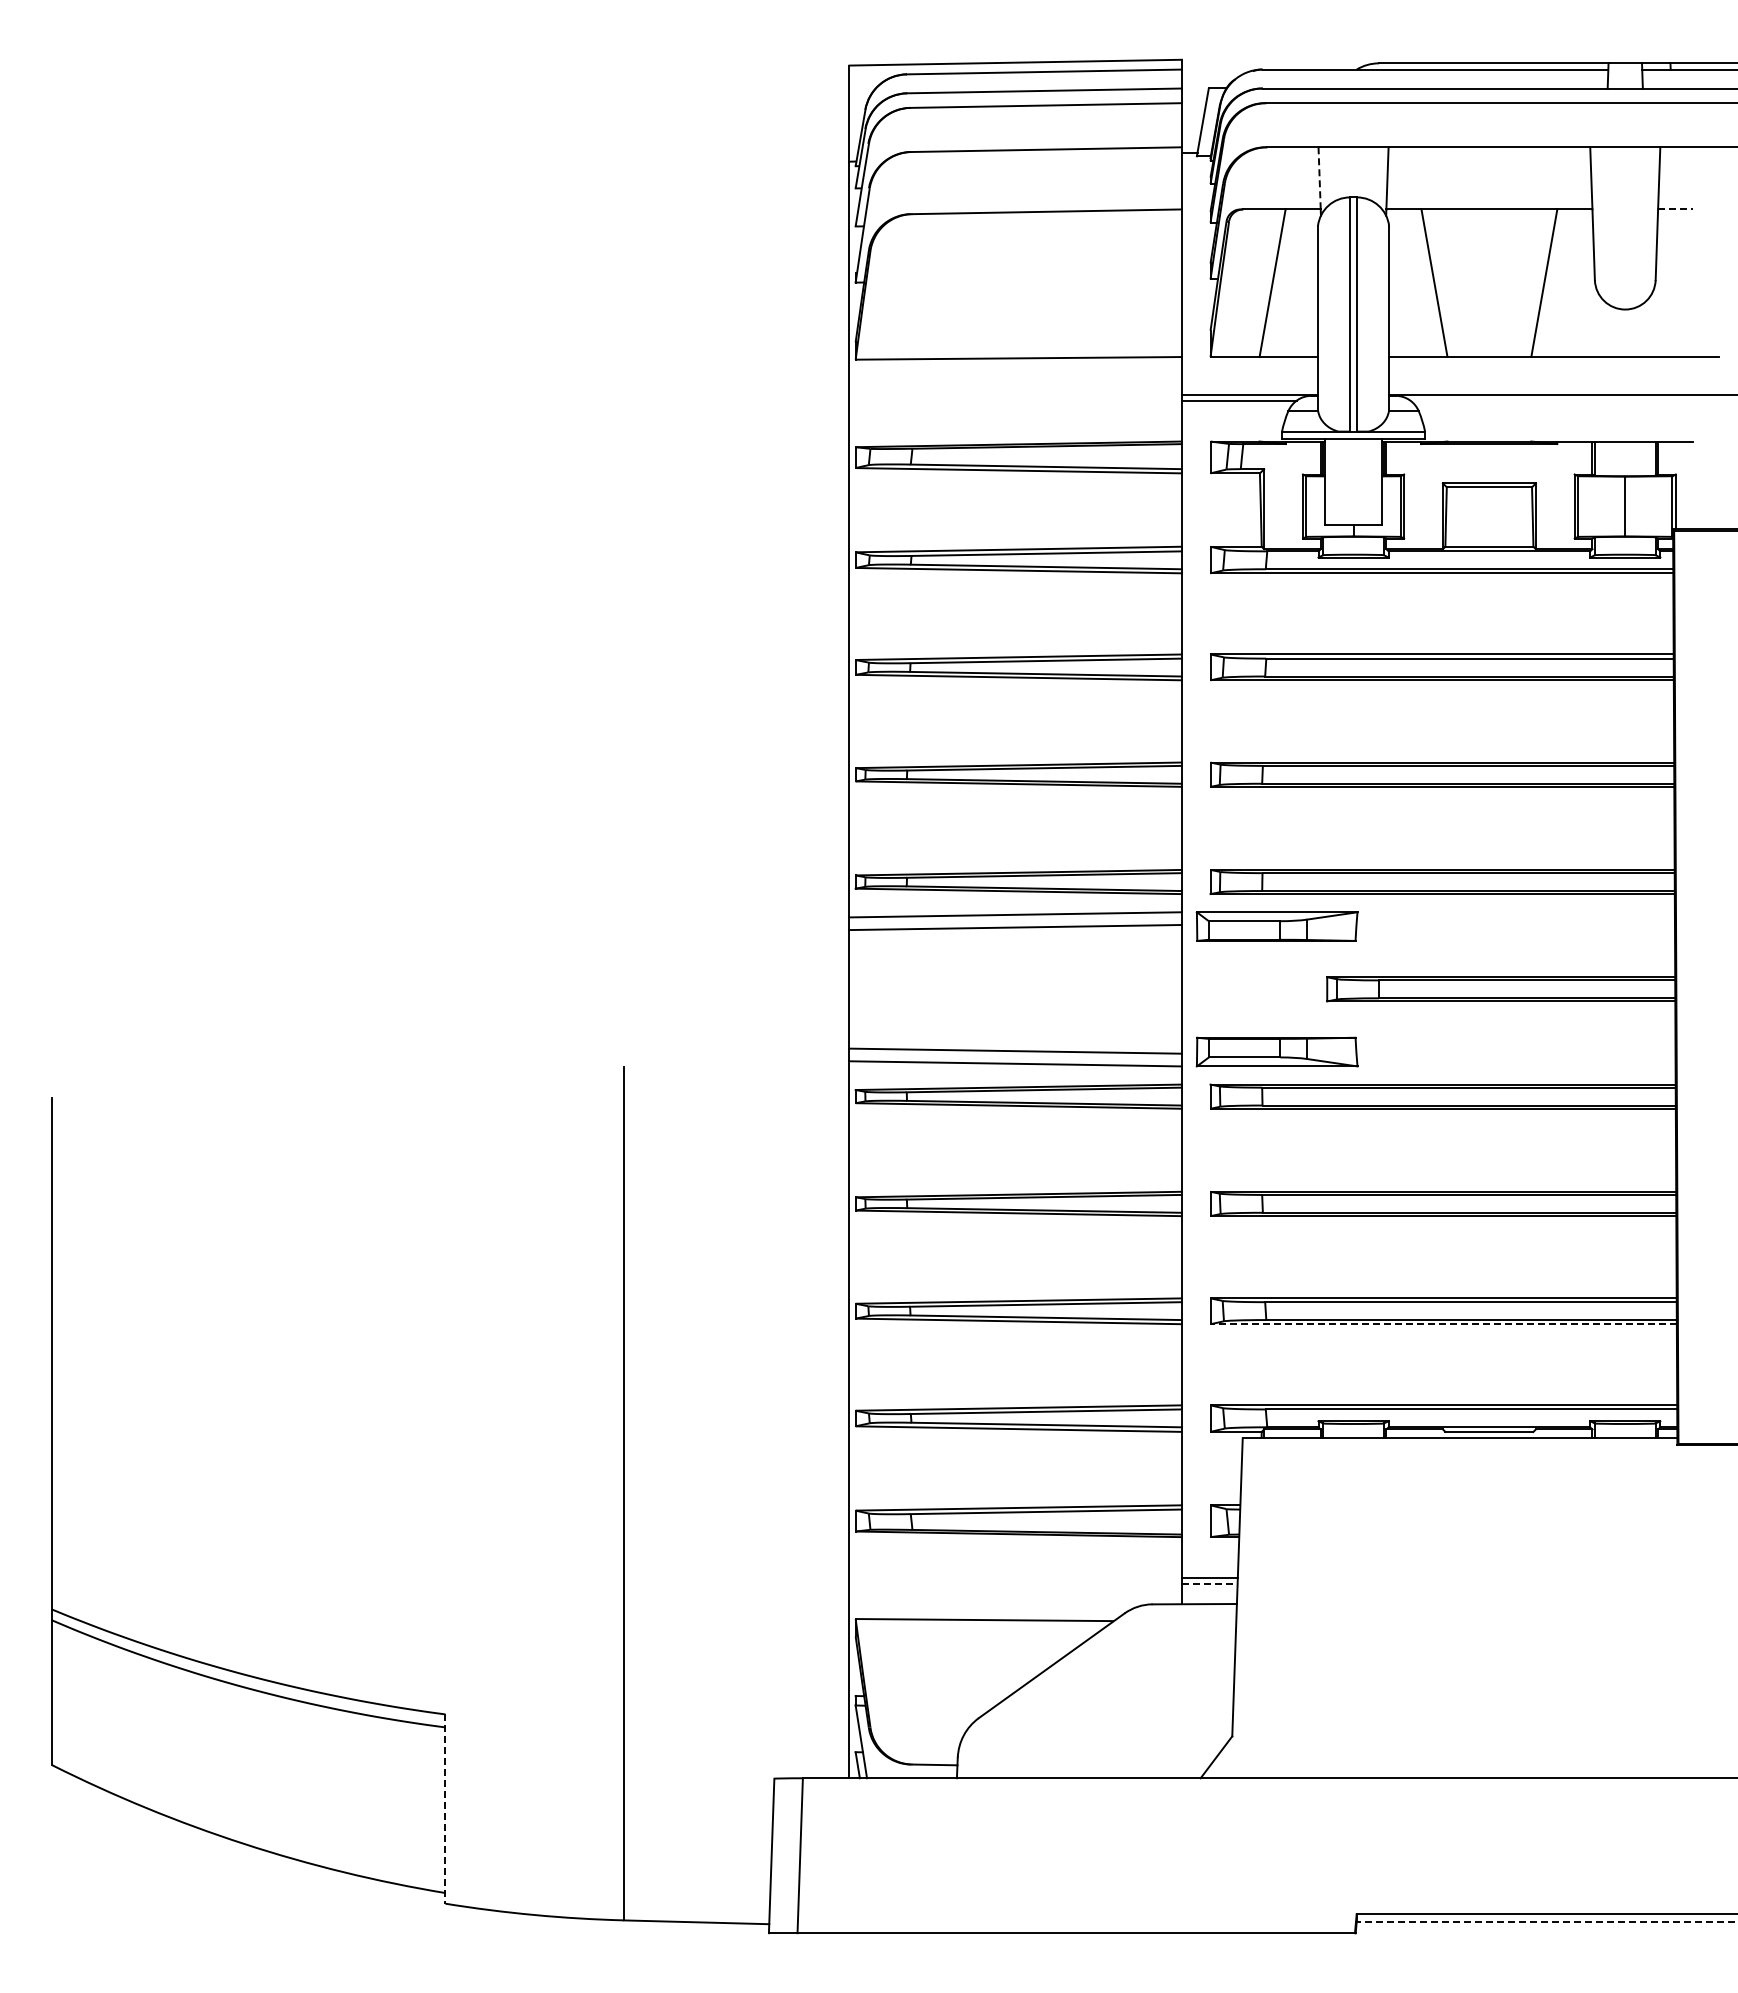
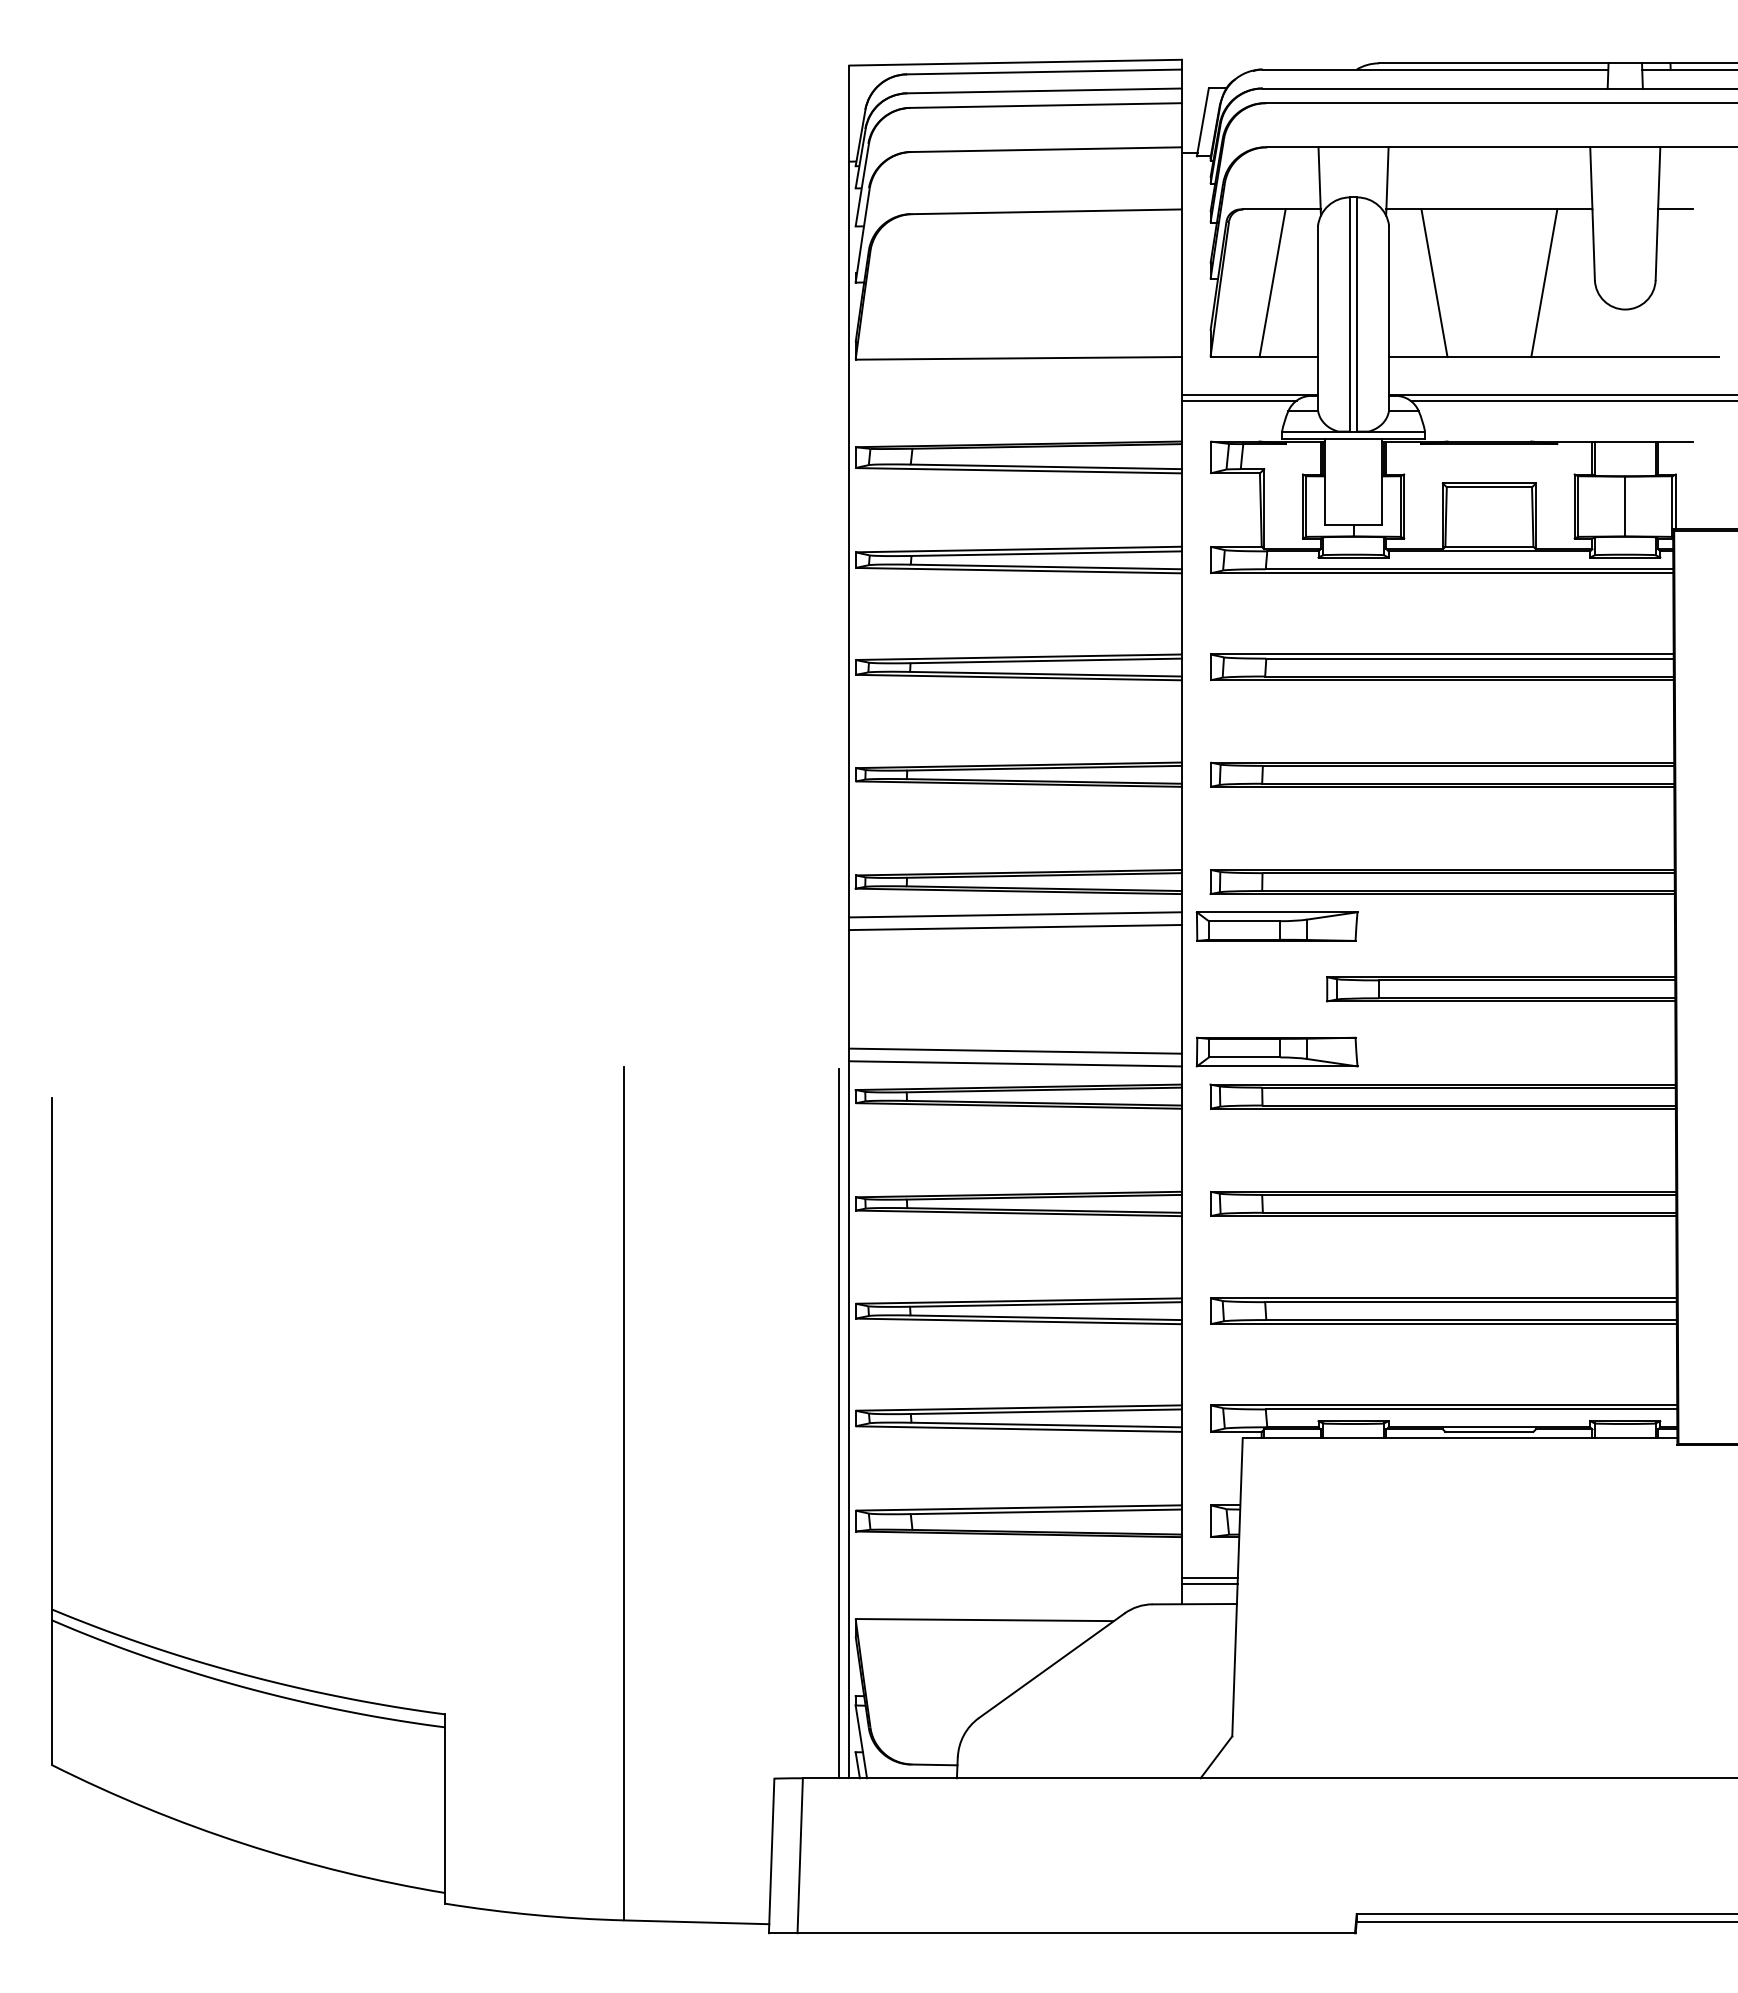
line: dashed -> solid (1319, 178)
line: dashed -> solid (1675, 209)
line: none -> present (1572, 400)
line: dashed -> solid (1443, 1324)
line: none -> present (838, 1423)
line: dashed -> solid (1209, 1583)
line: dashed -> solid (445, 1809)
line: dashed -> solid (1546, 1921)
